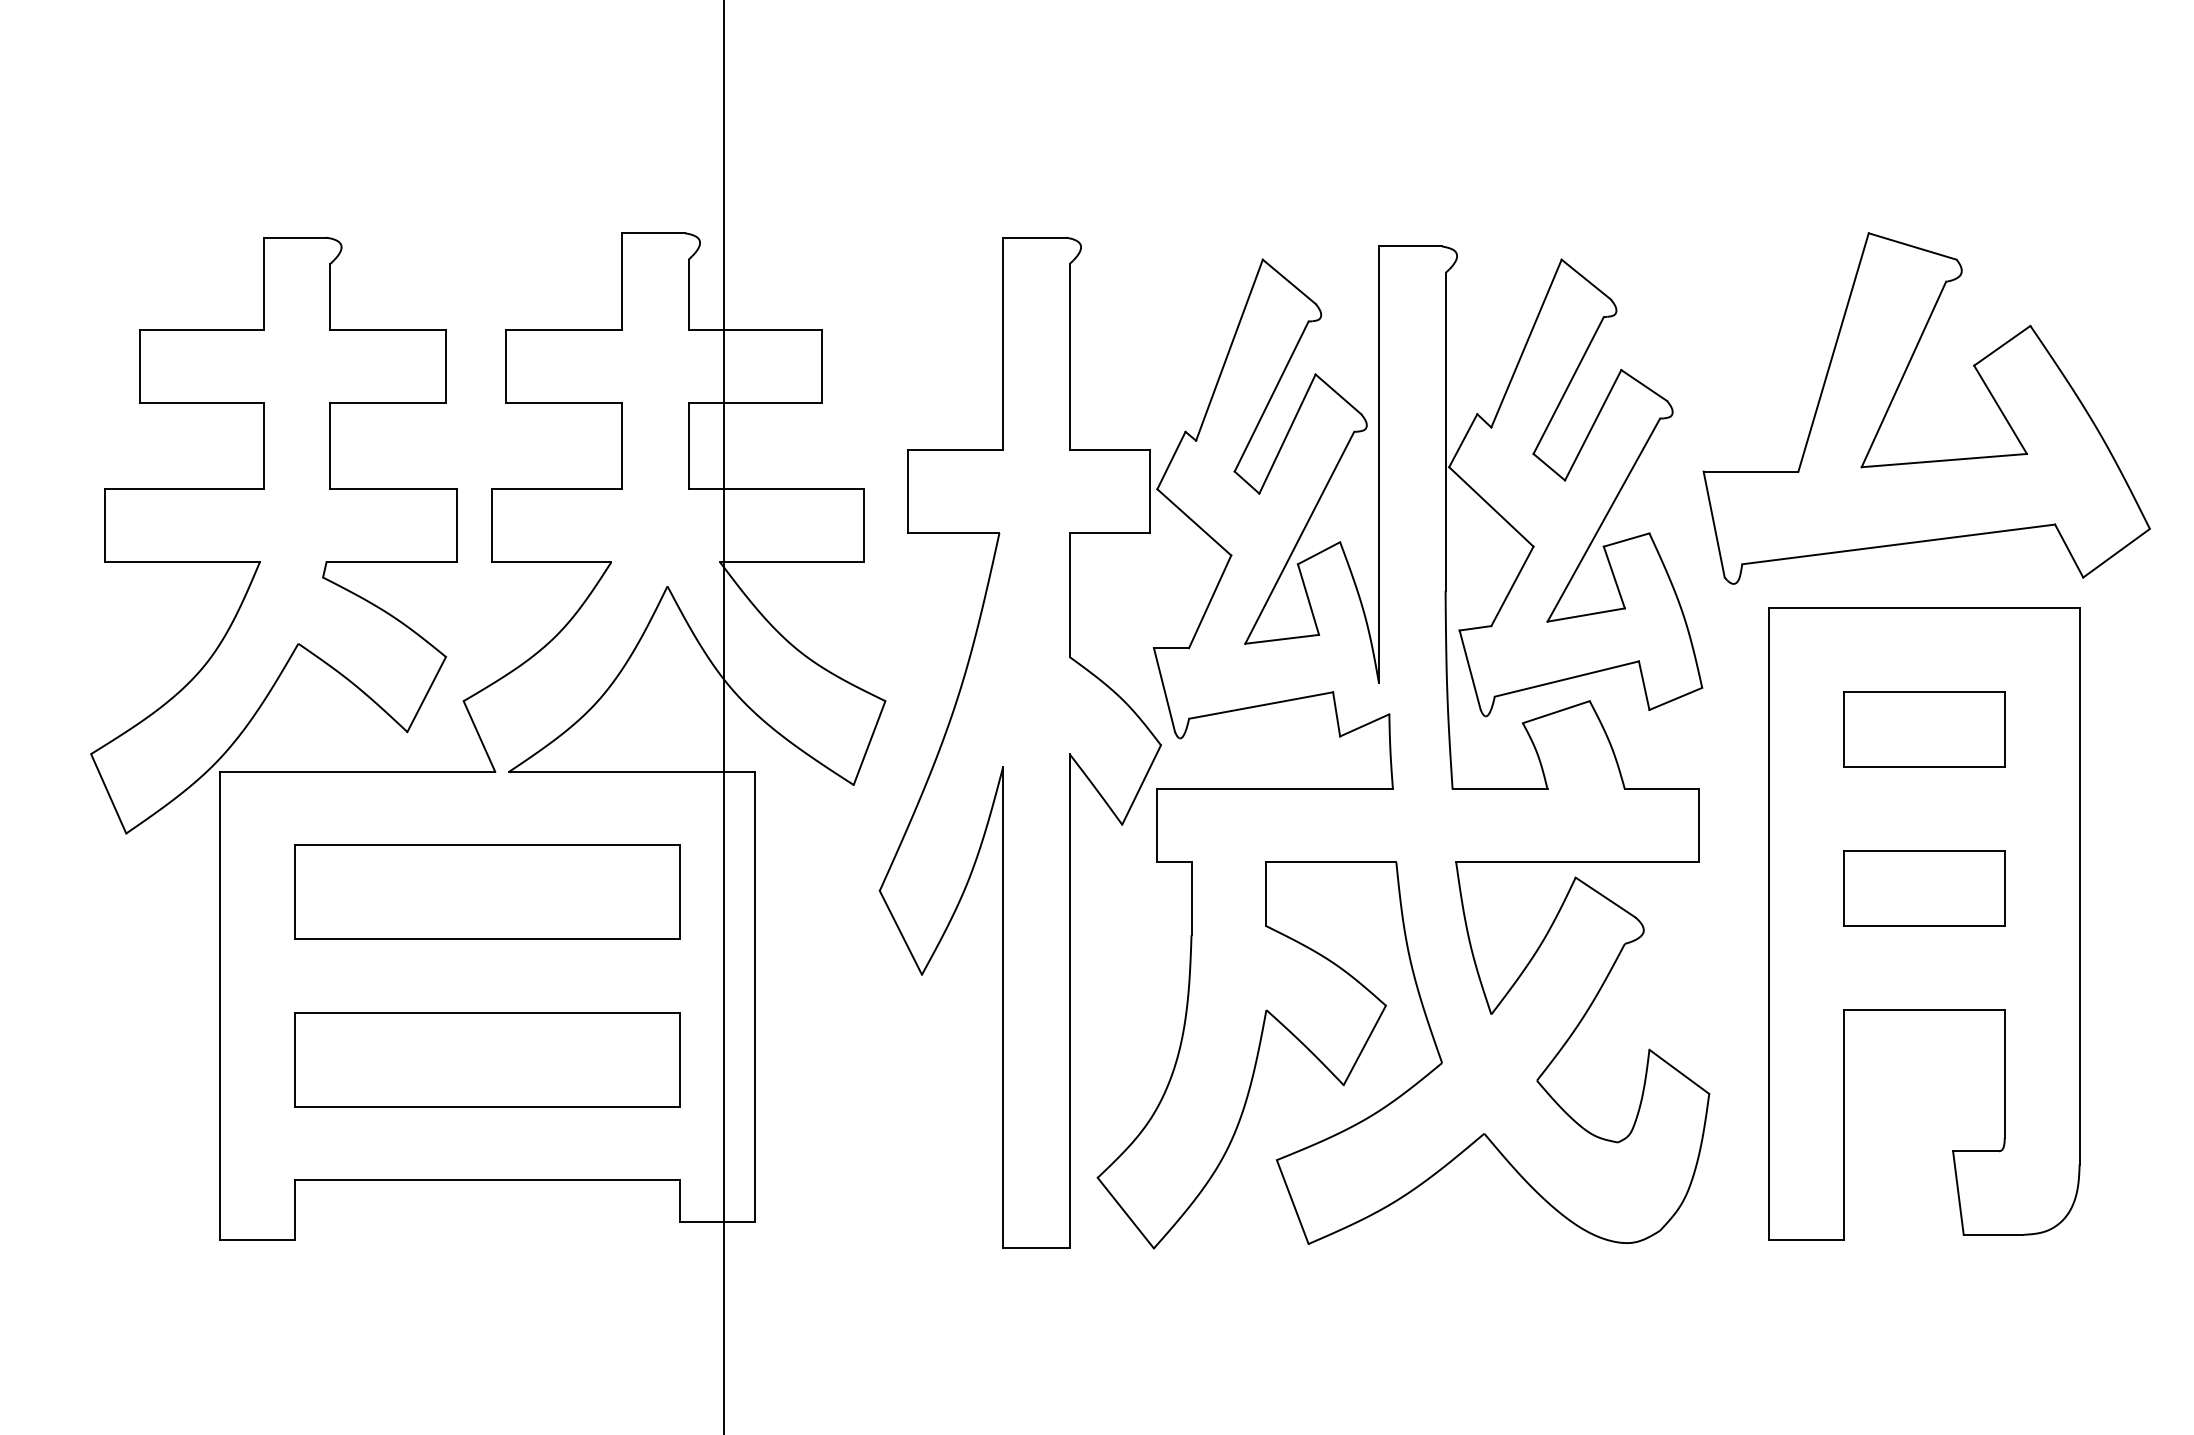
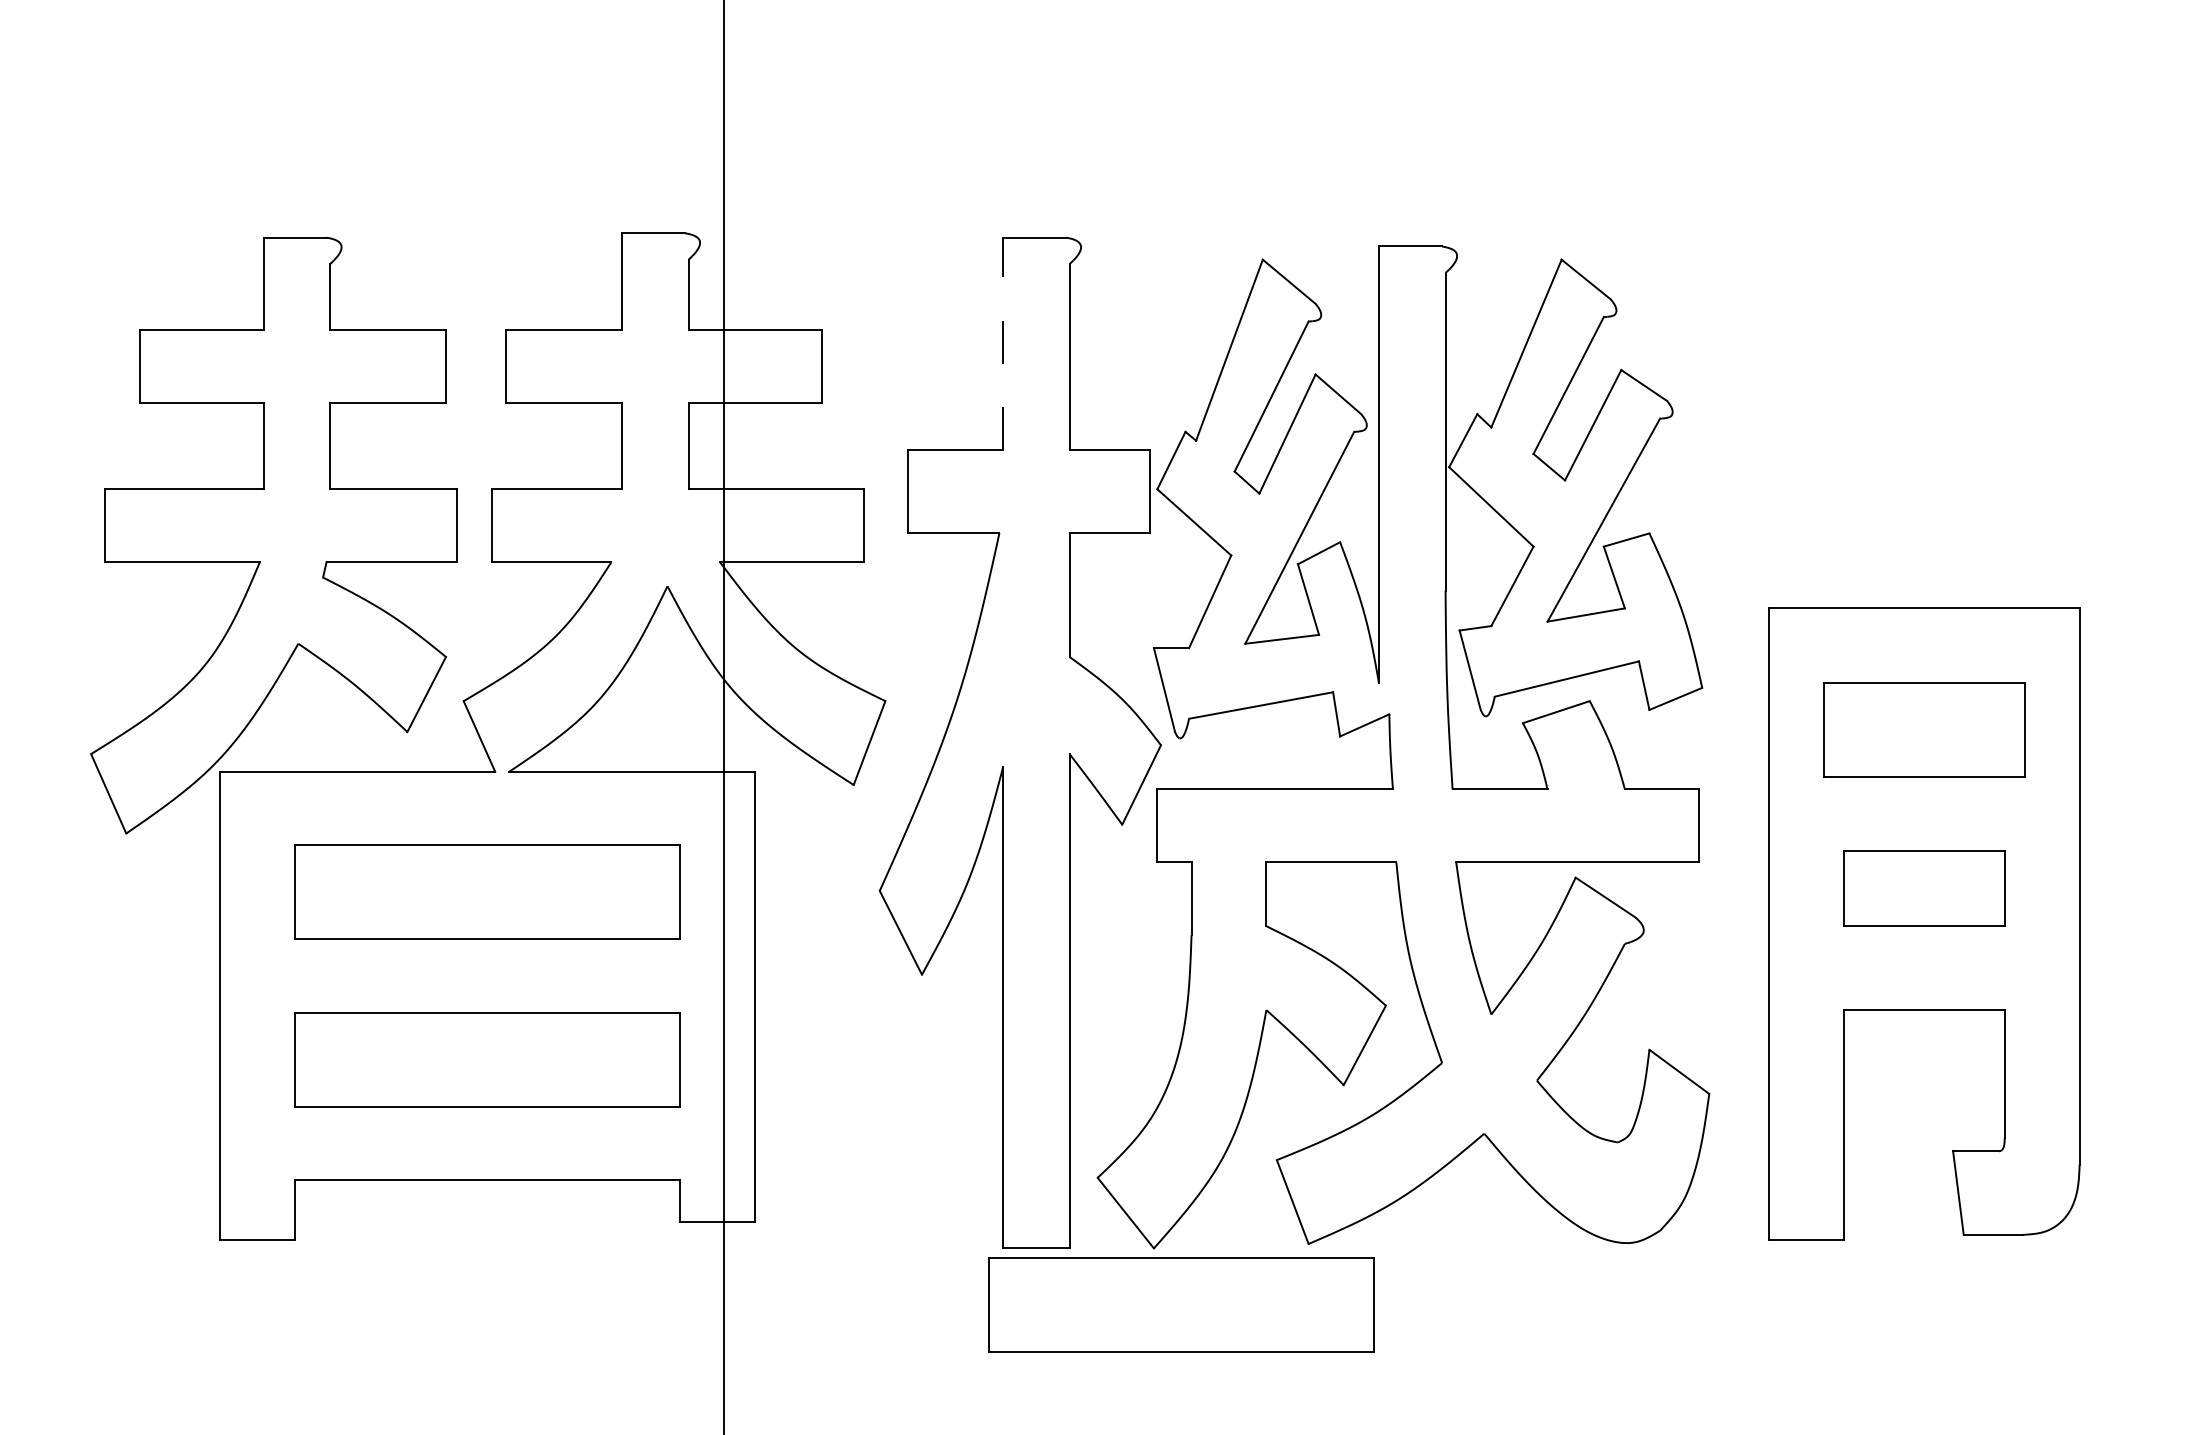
line: solid -> dashed (1003, 343)
part: present -> none (1896, 393)
part size: 163x77 px -> 203x96 px (1924, 729)
part: none -> present (1181, 1304)
